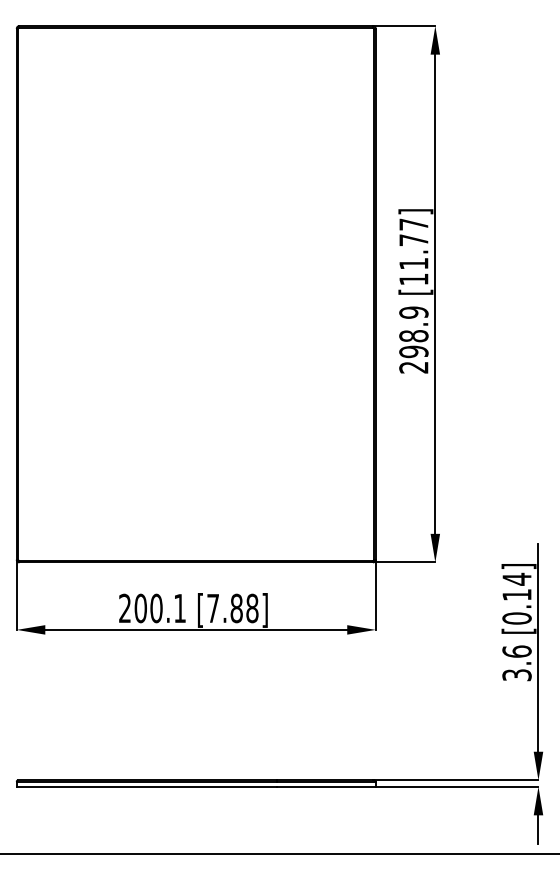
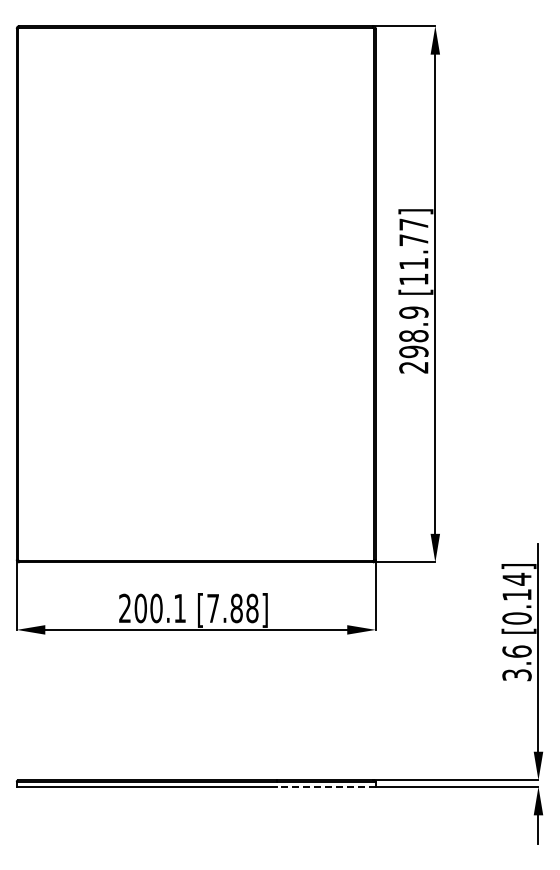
line: solid -> dashed (326, 786)
line: present -> none (279, 853)
